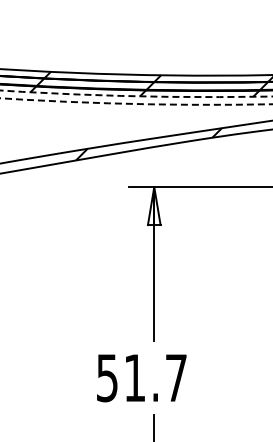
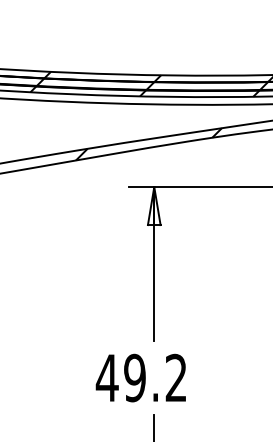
arc: dashed -> solid (136, 96)
arc: dashed -> solid (136, 104)
text: 51.7 -> 49.2 (140, 377)
